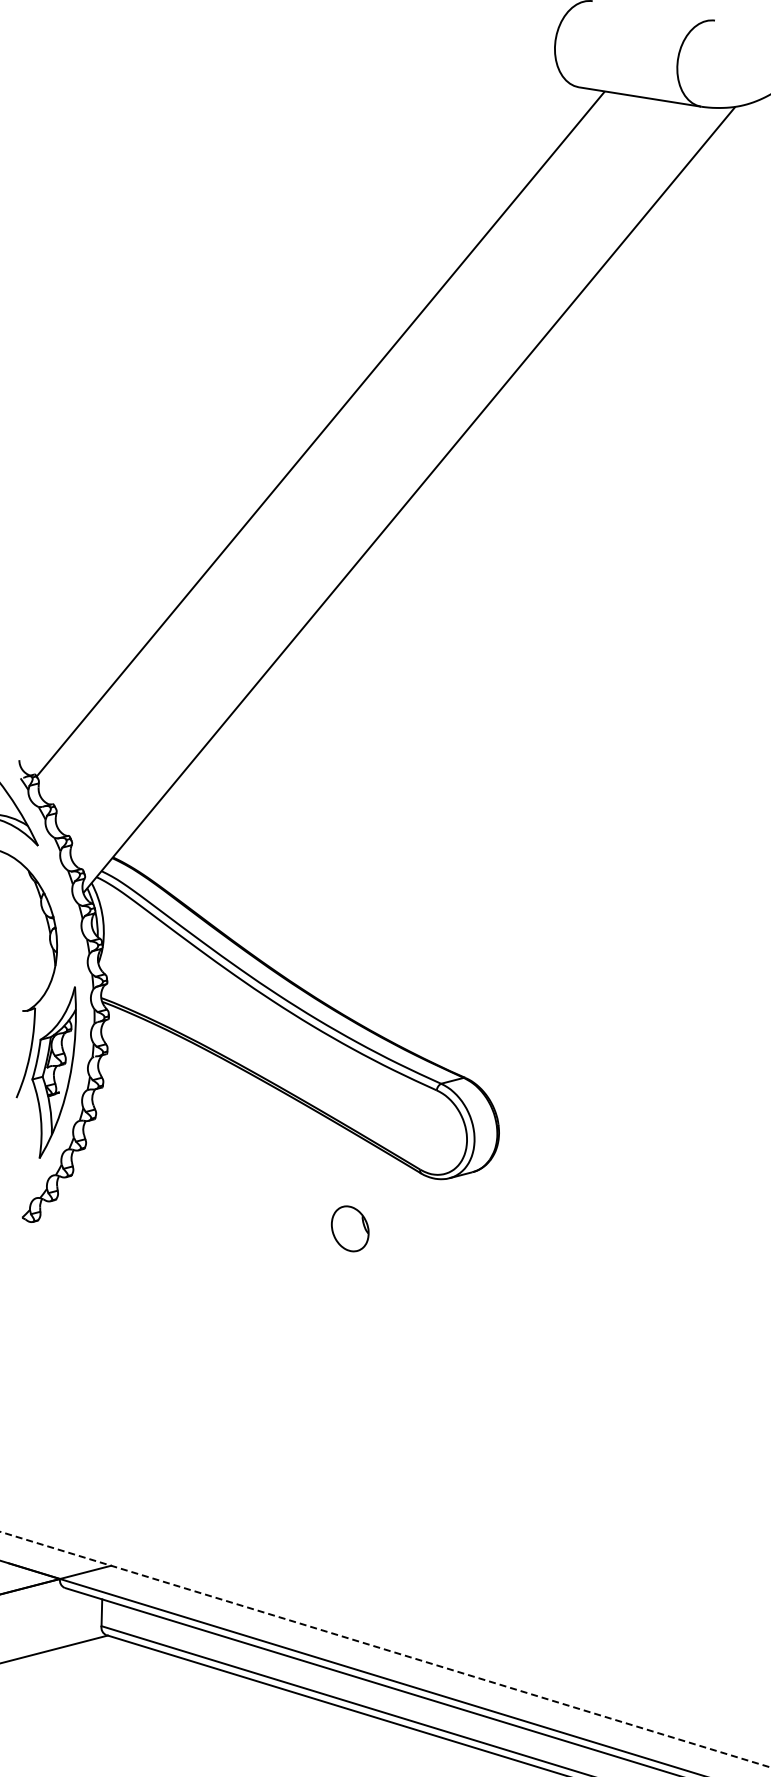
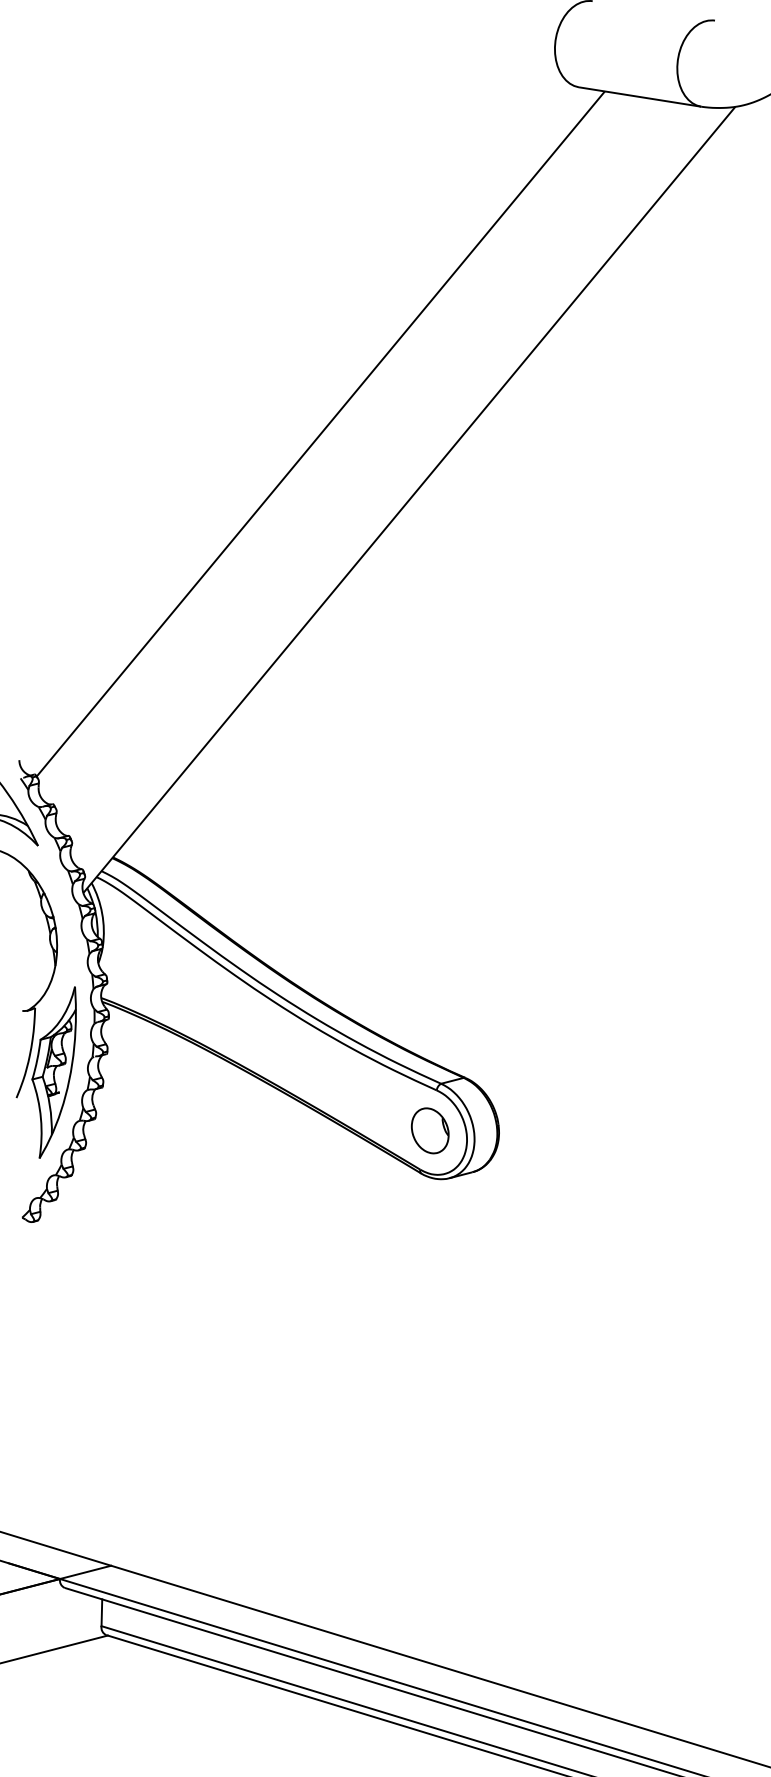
part position: (349, 1228) -> (429, 1130) (429, 1130)
line: dashed -> solid (385, 1649)
